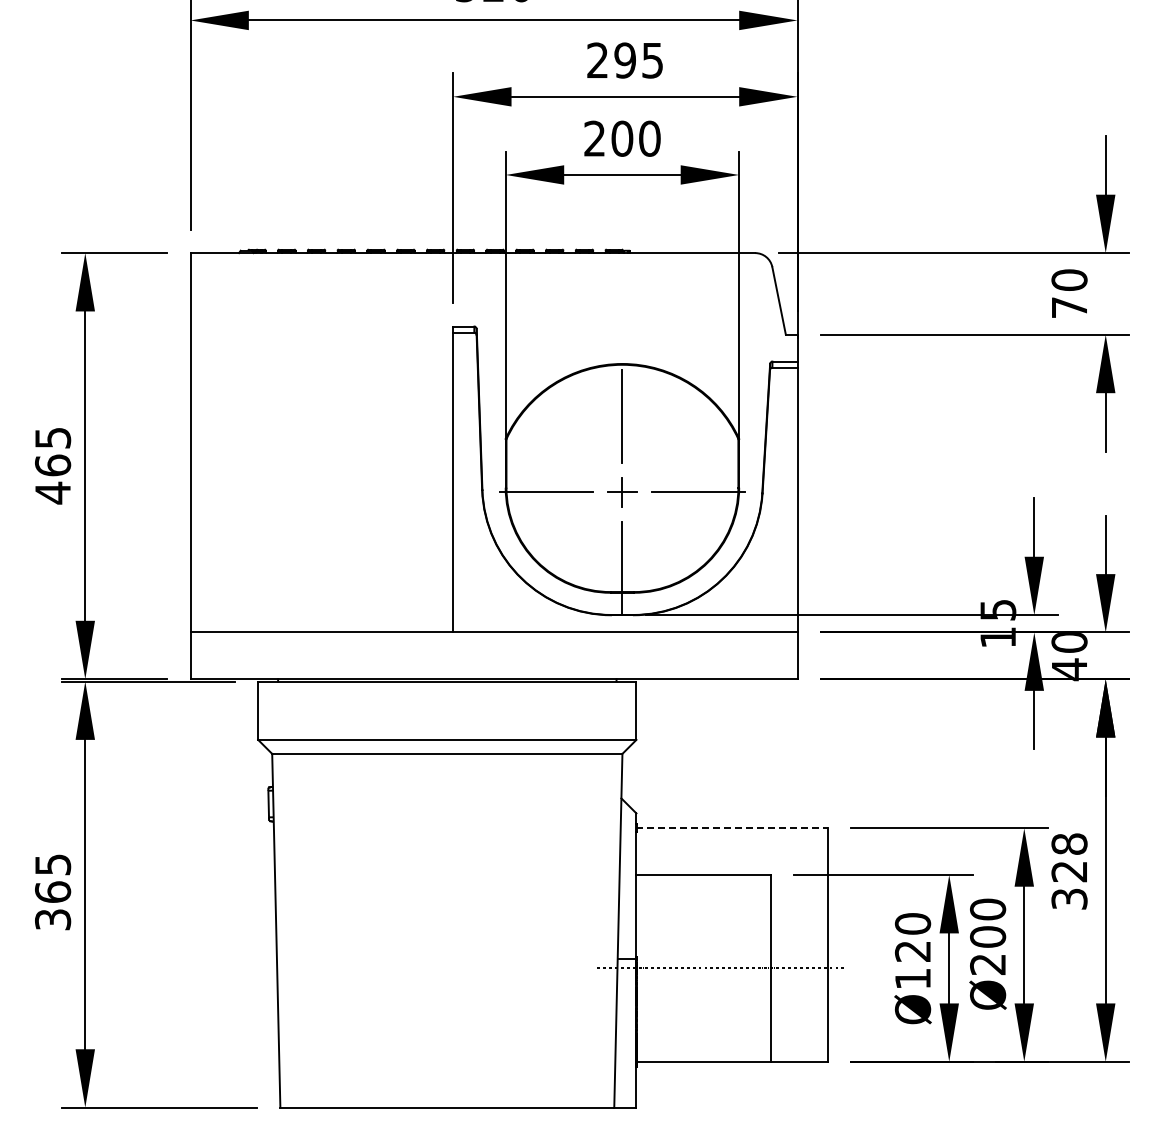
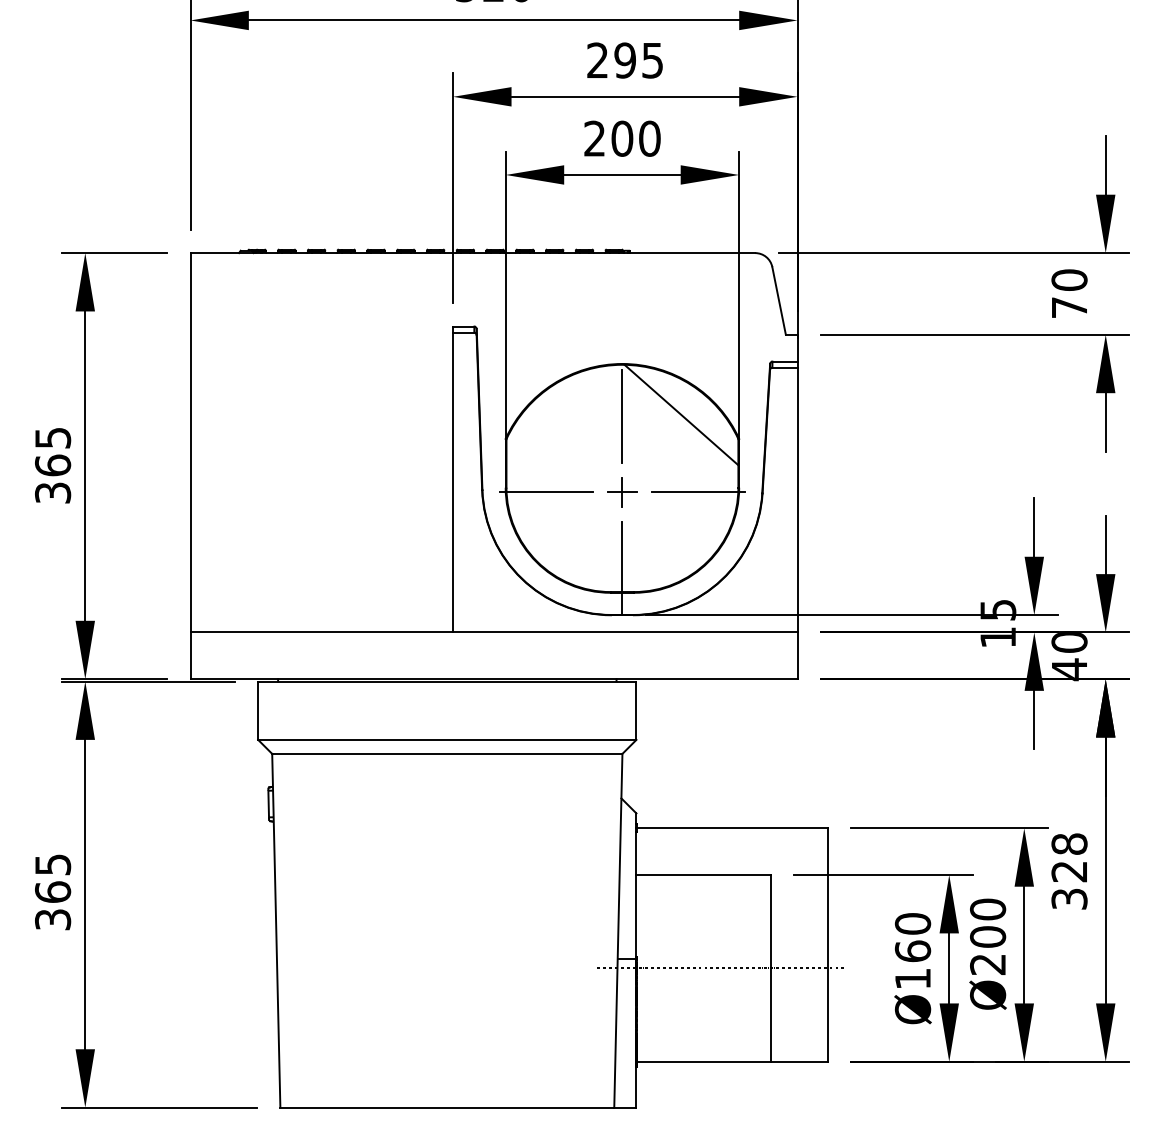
line: none -> present (681, 414)
text: 465 -> 365 (53, 492)
line: dashed -> solid (732, 828)
text: Ø120 -> Ø160 (912, 951)
